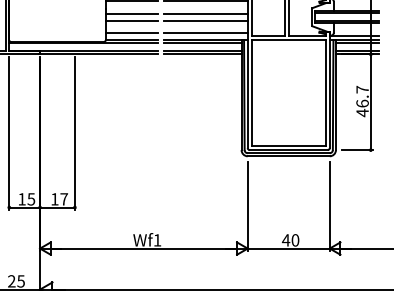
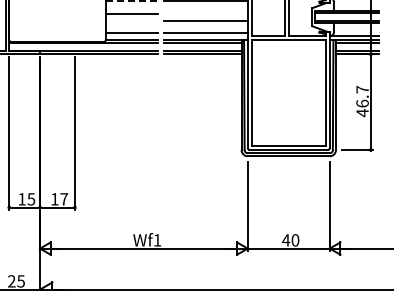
line: solid -> dashed (132, 1)
line: present -> none (205, 13)
line: present -> none (131, 20)
